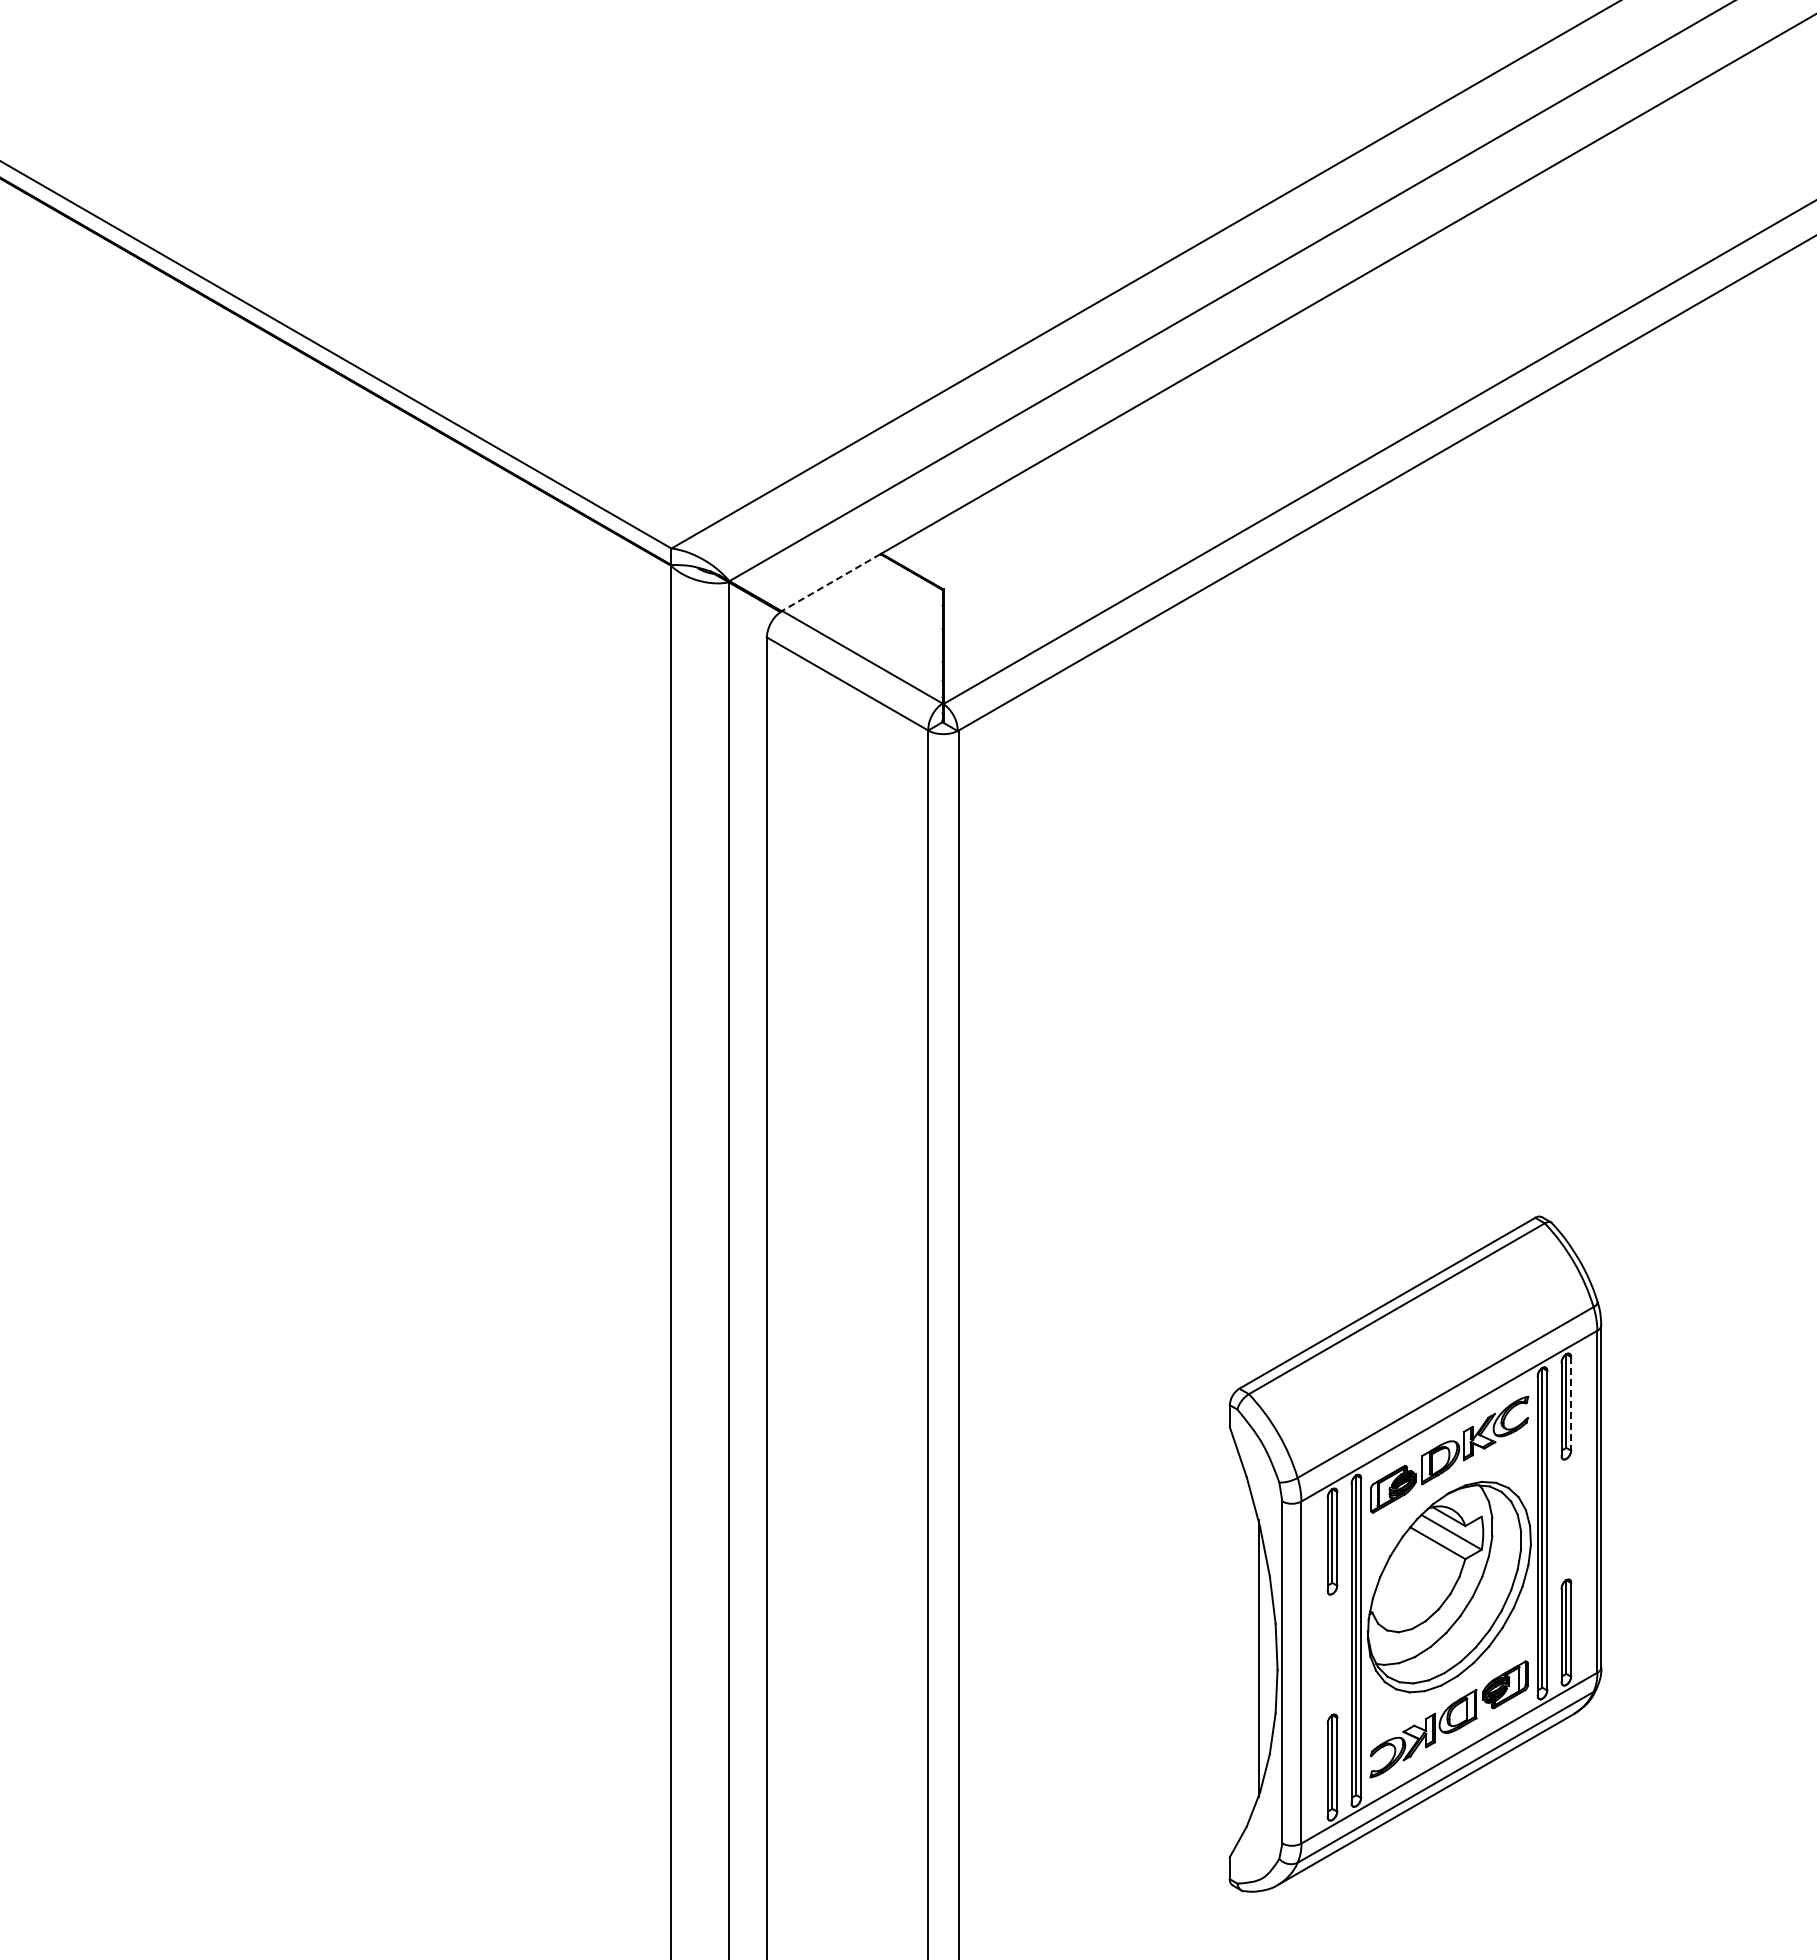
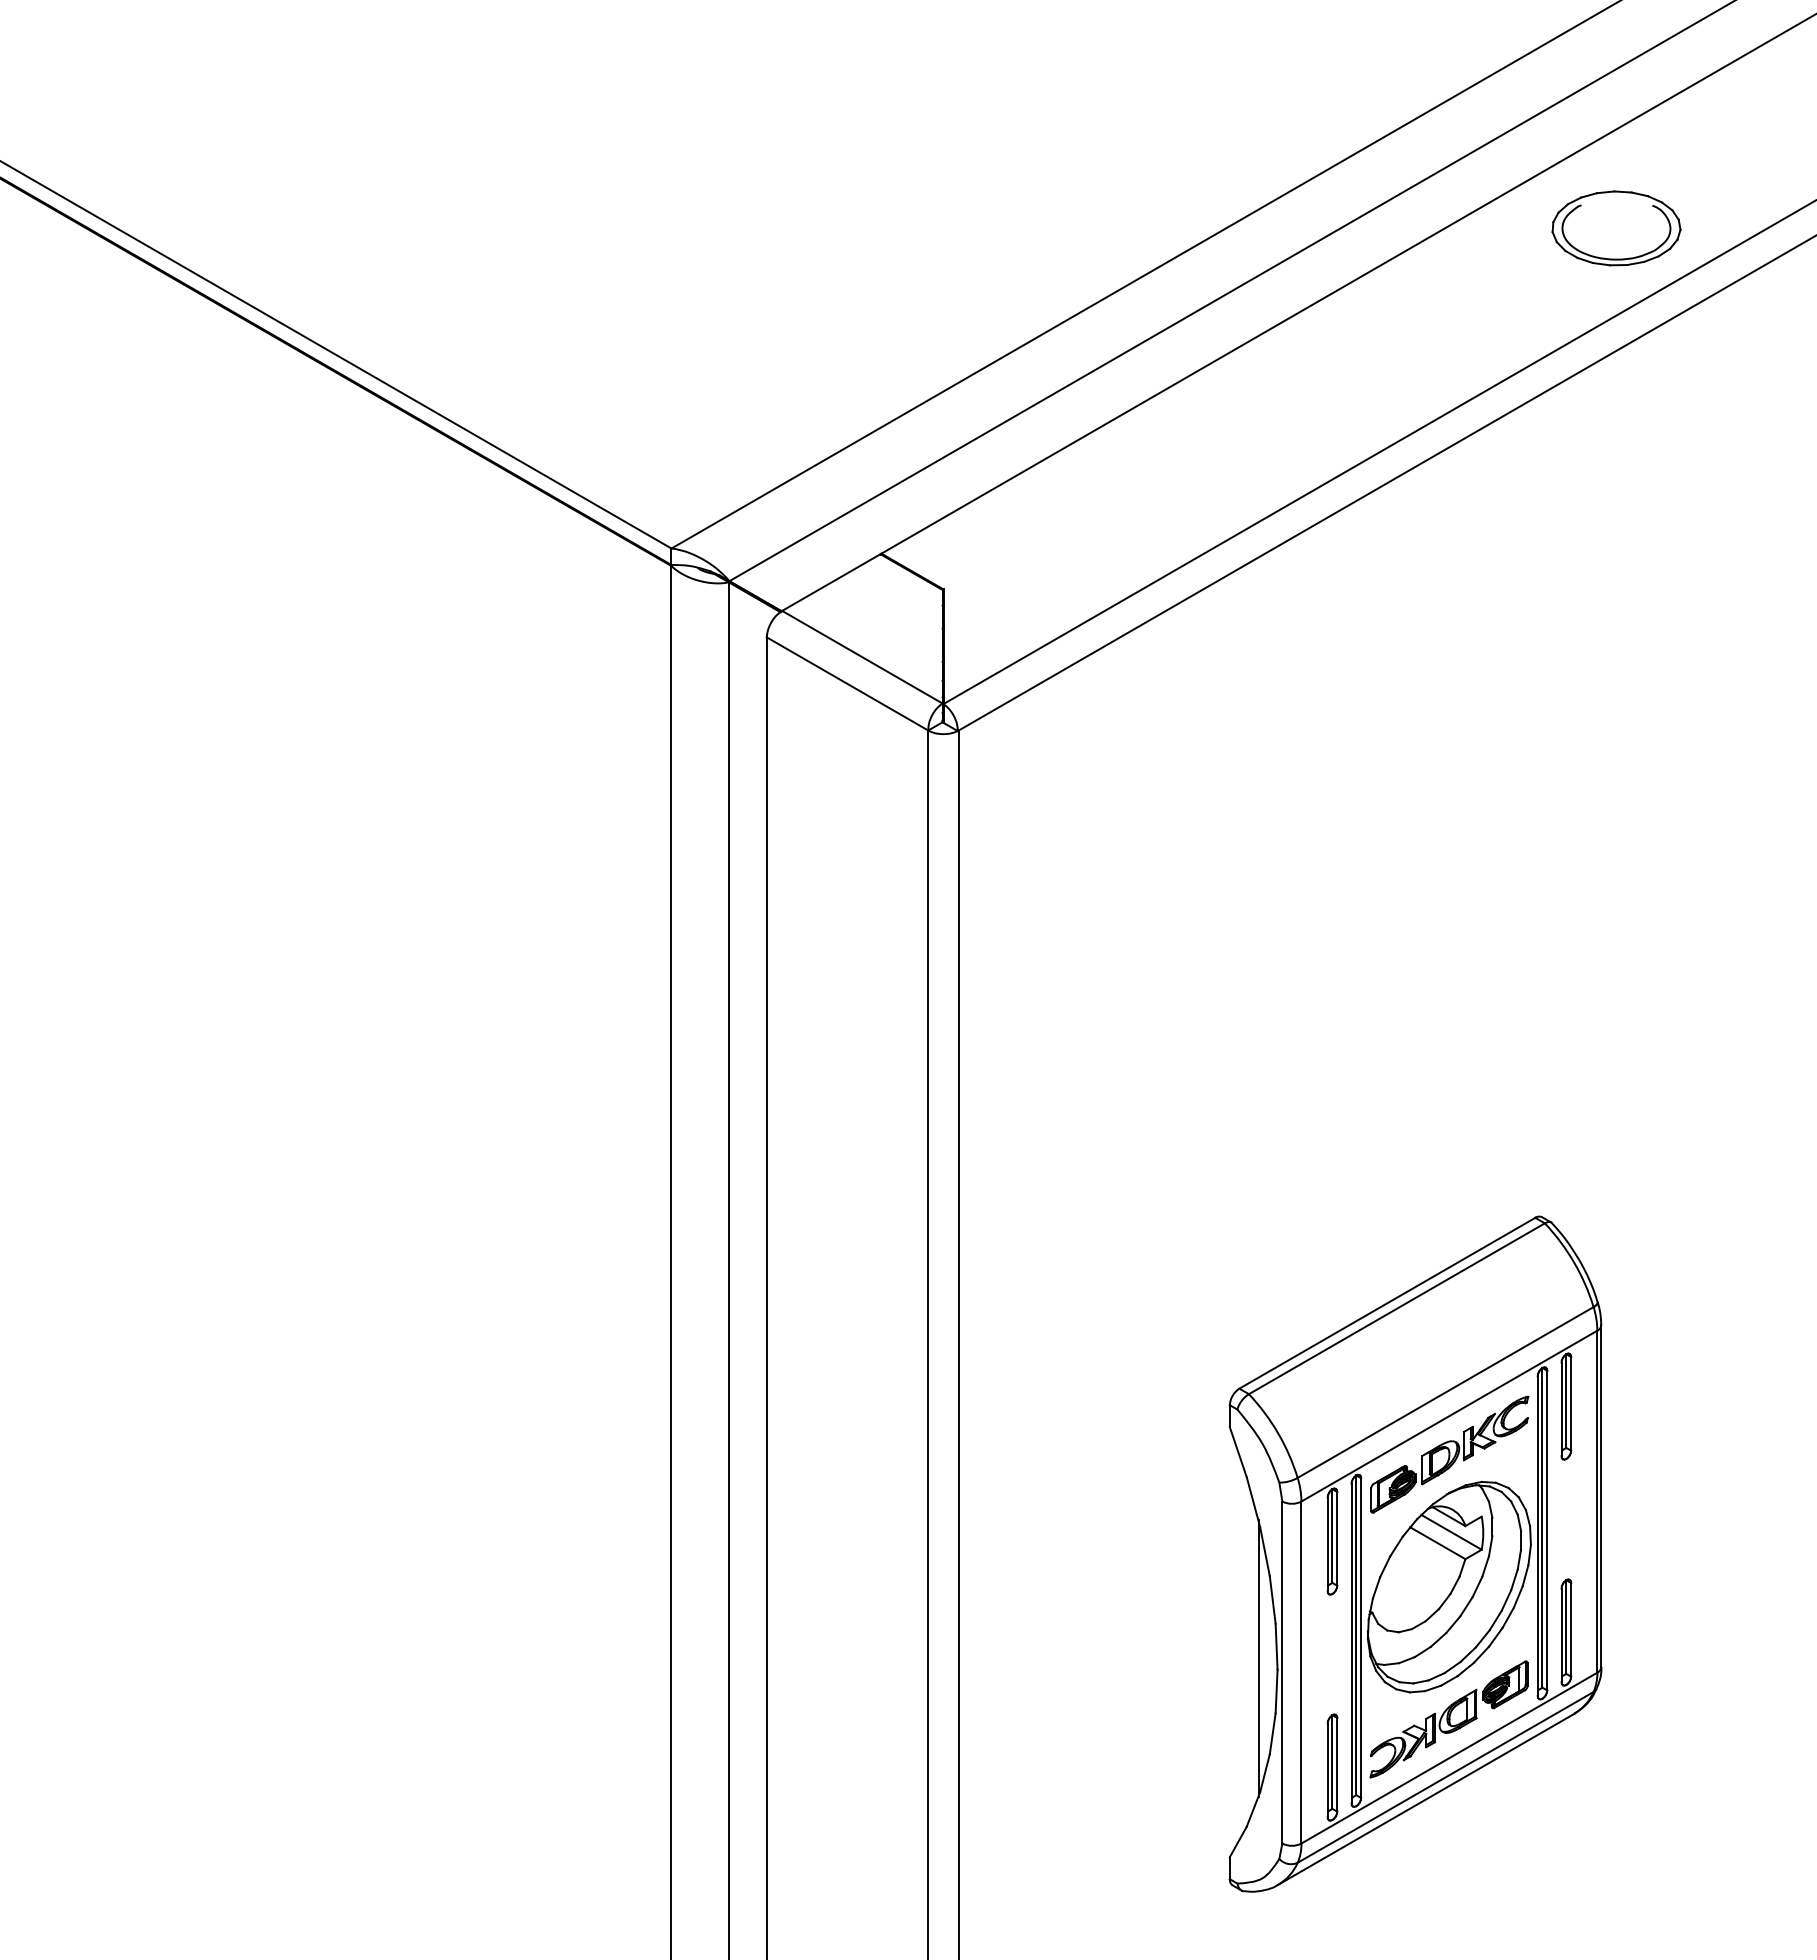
part: none -> present (1616, 228)
line: dashed -> solid (831, 582)
line: dashed -> solid (1571, 1403)
